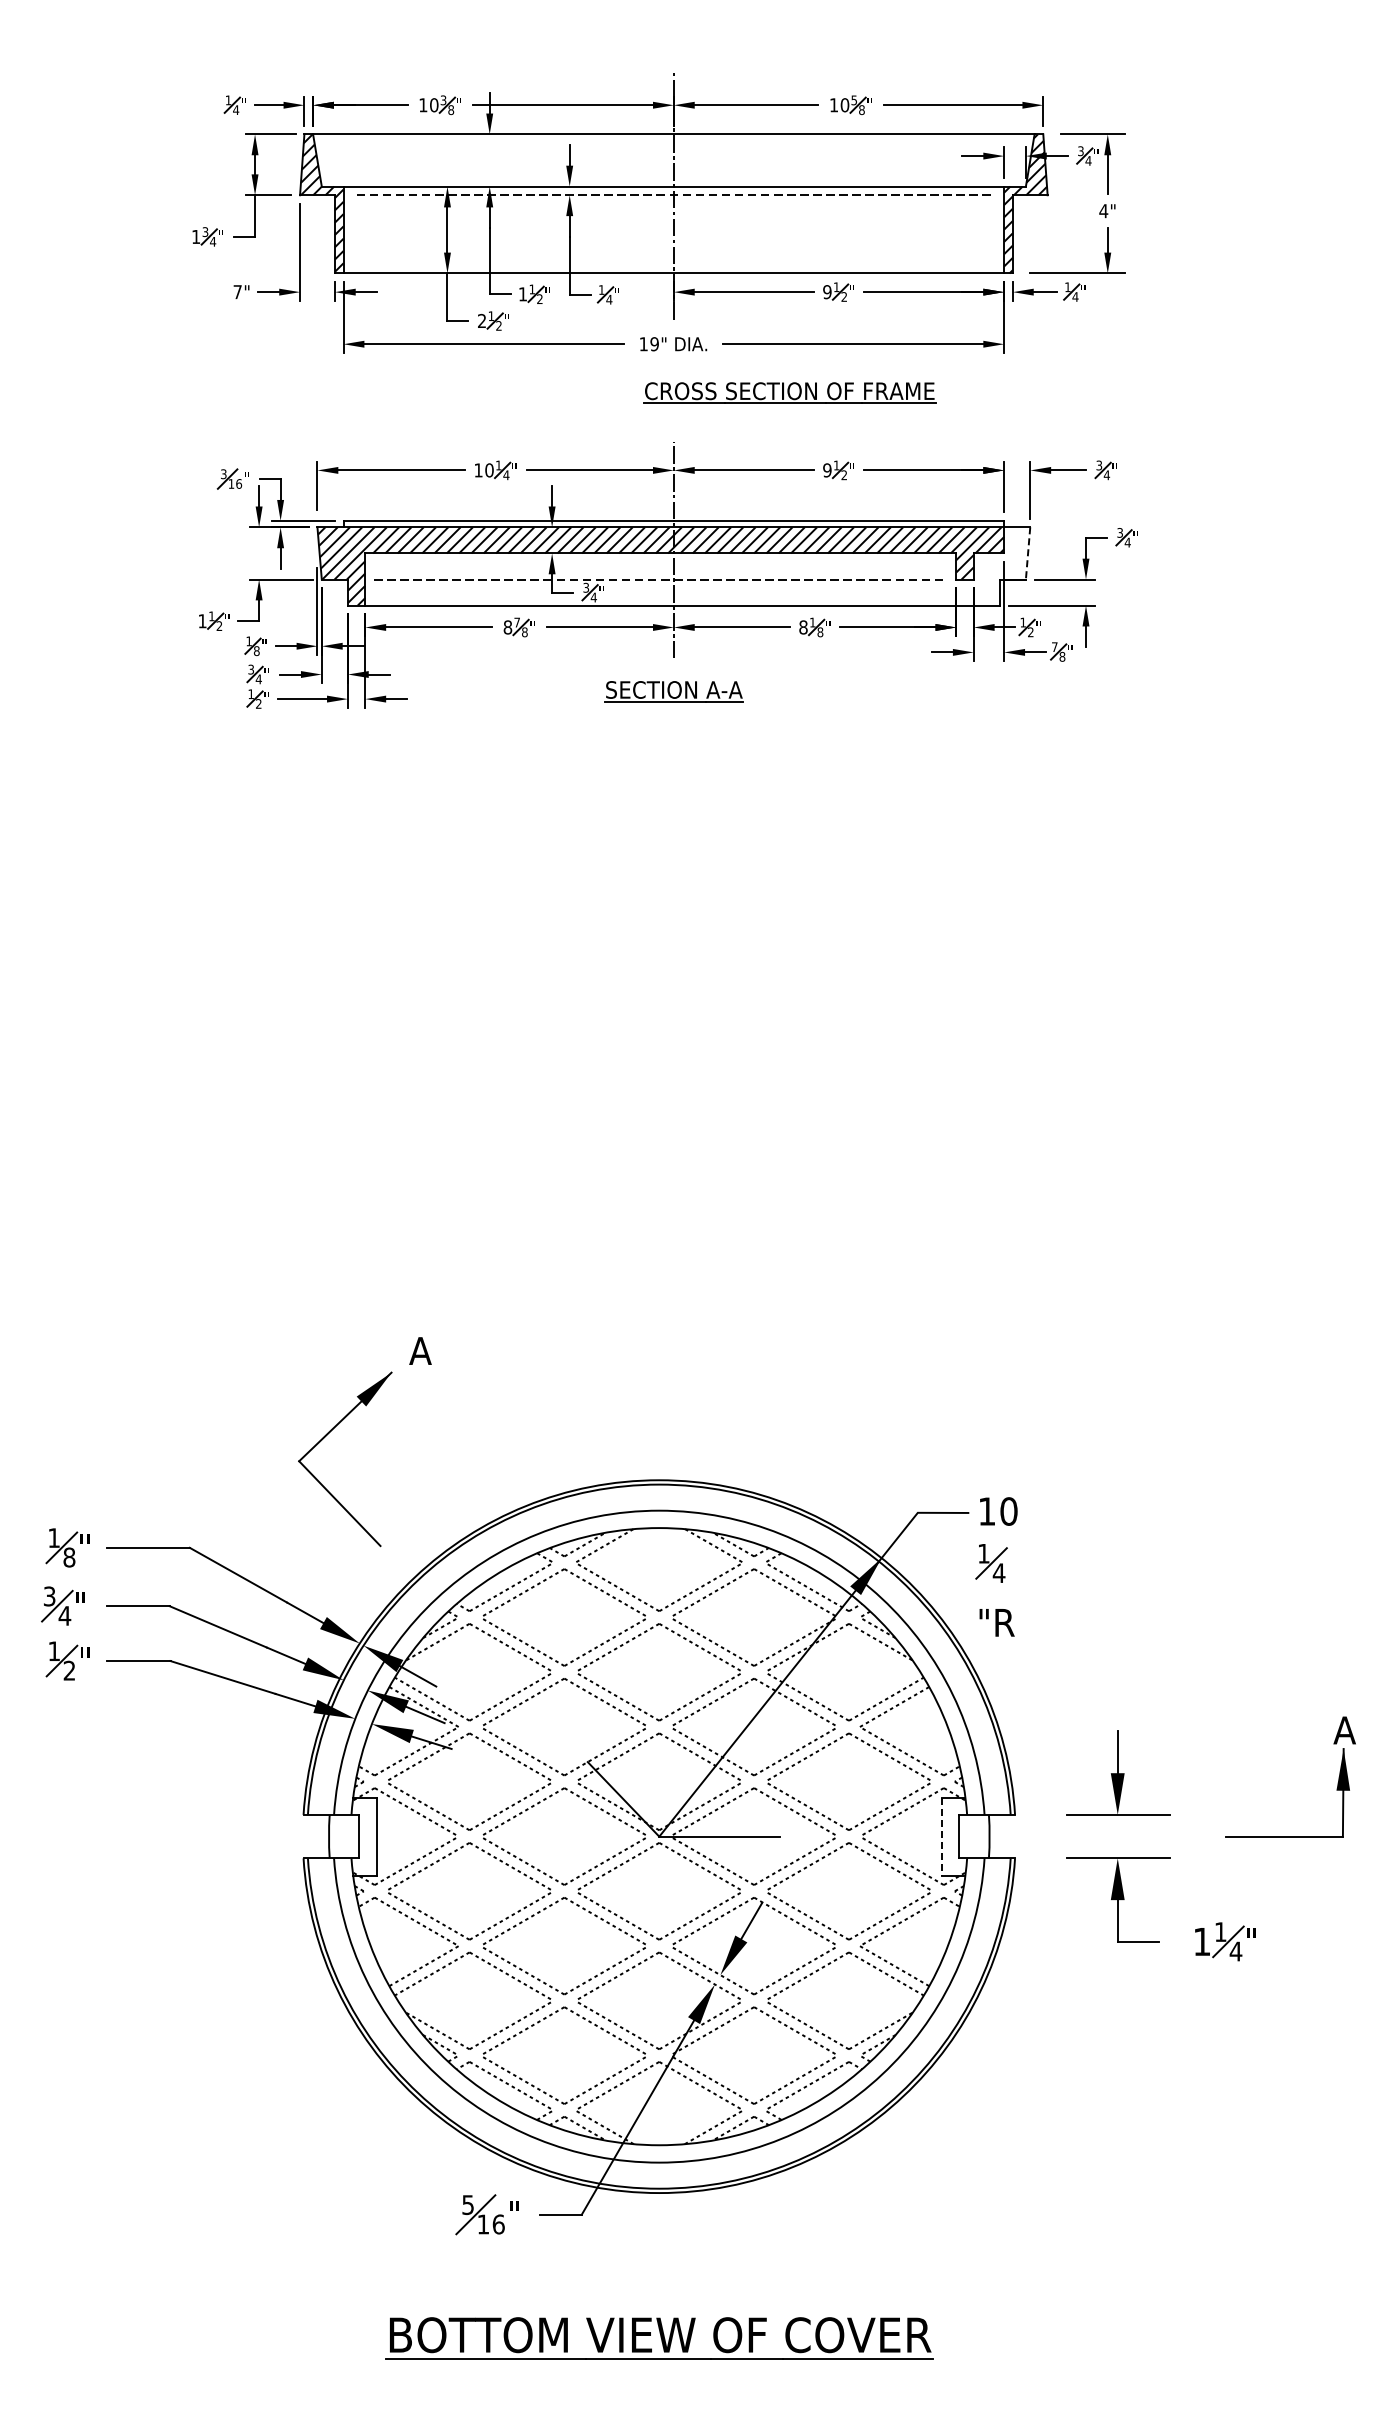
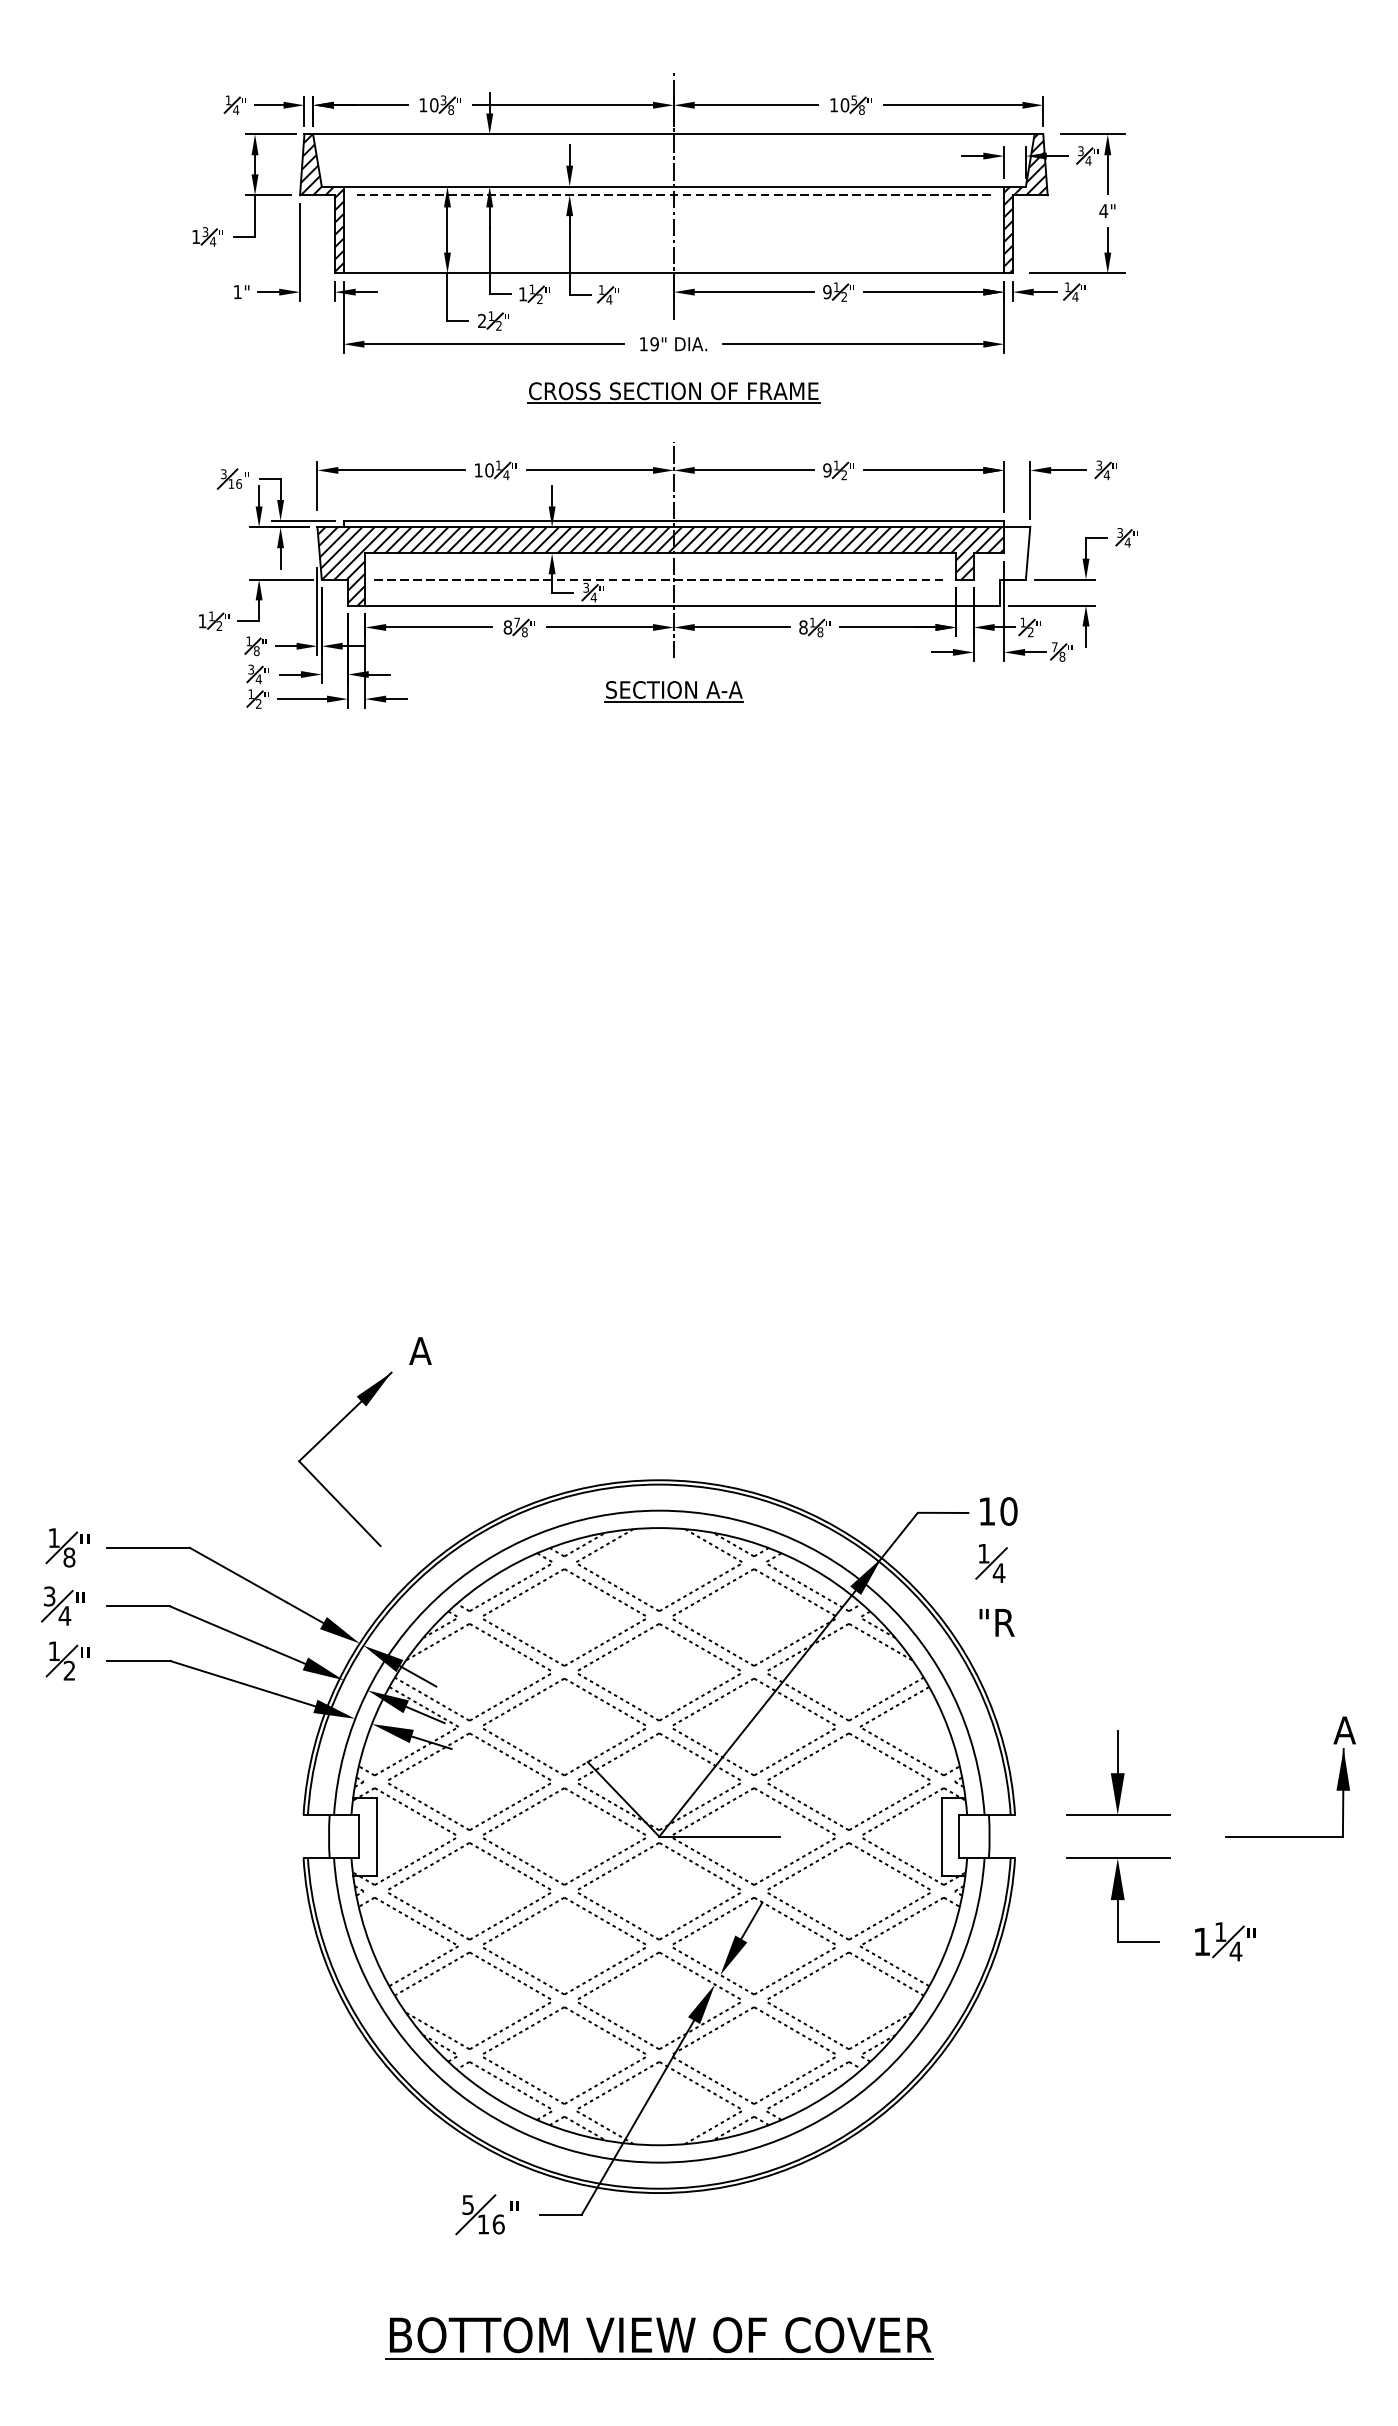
text: 7" -> 1" (237, 292)
part position: (789, 392) -> (673, 392) (673, 392)
line: dashed -> solid (1028, 553)
line: dashed -> solid (941, 1837)
